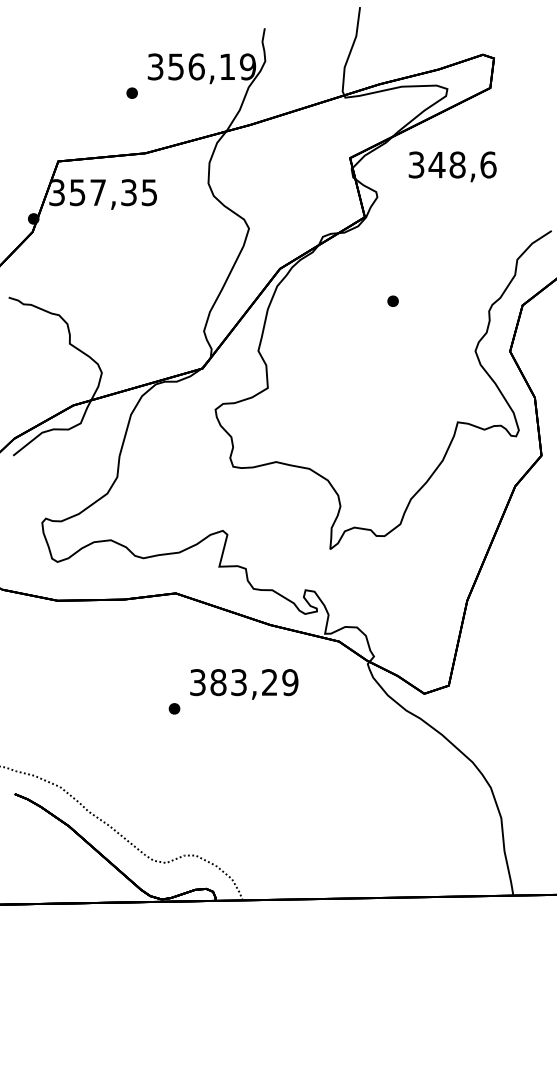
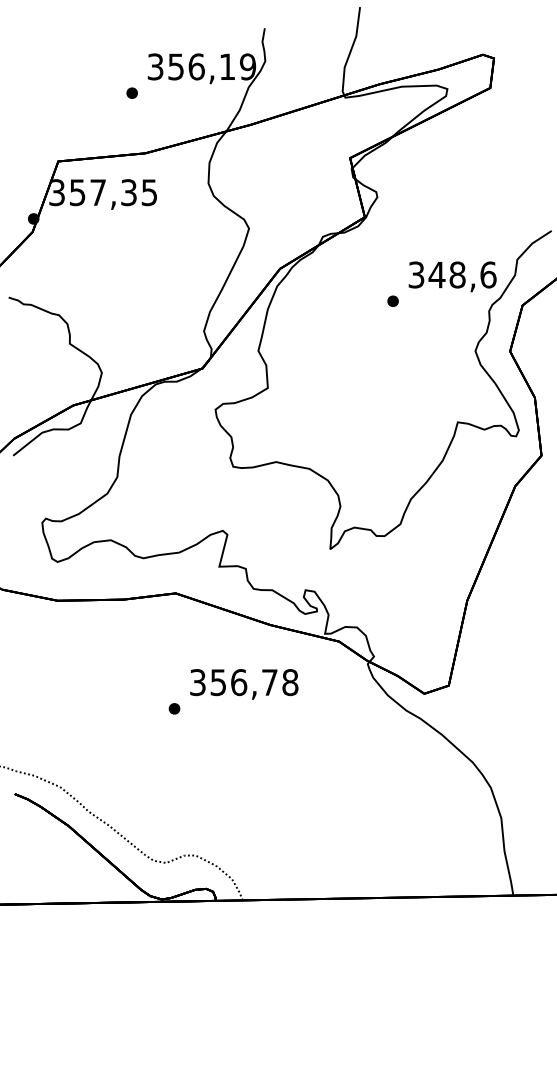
text position: (452, 166) -> (452, 276) (452, 276)
text: 383,29 -> 356,78 (254, 682)
